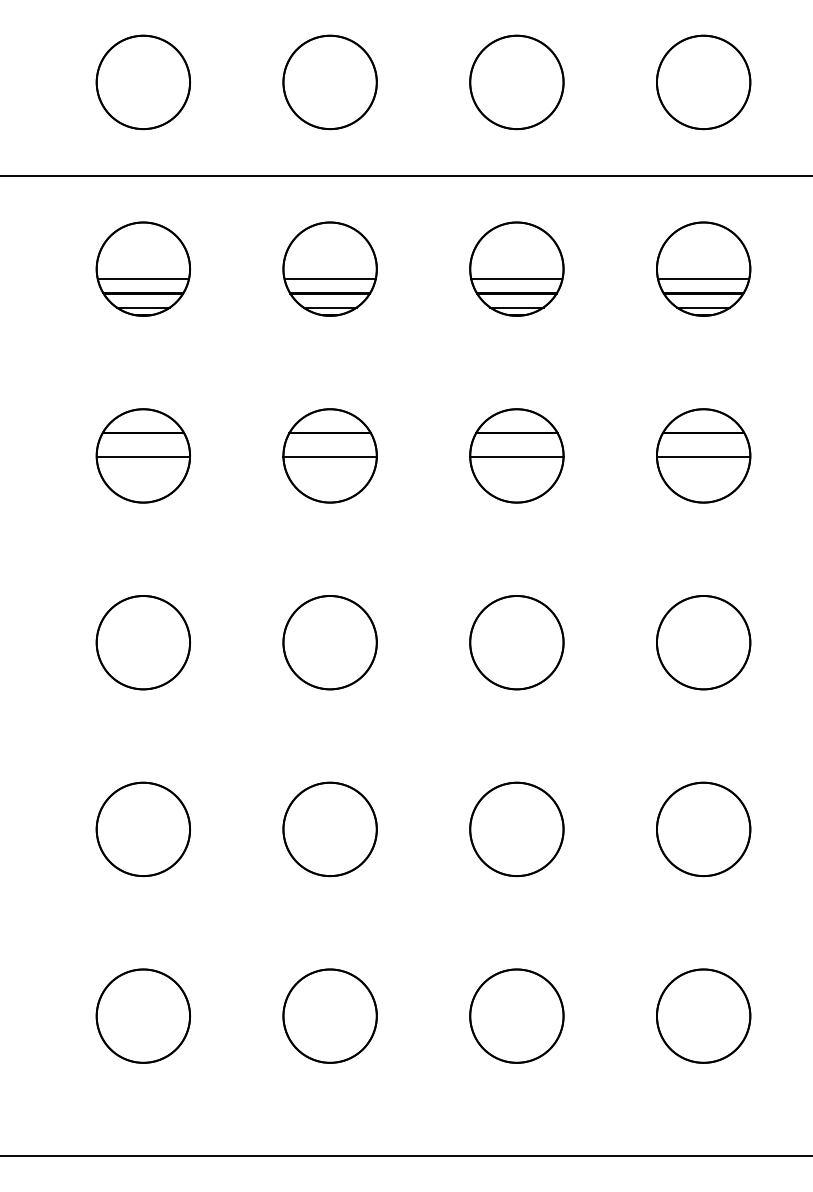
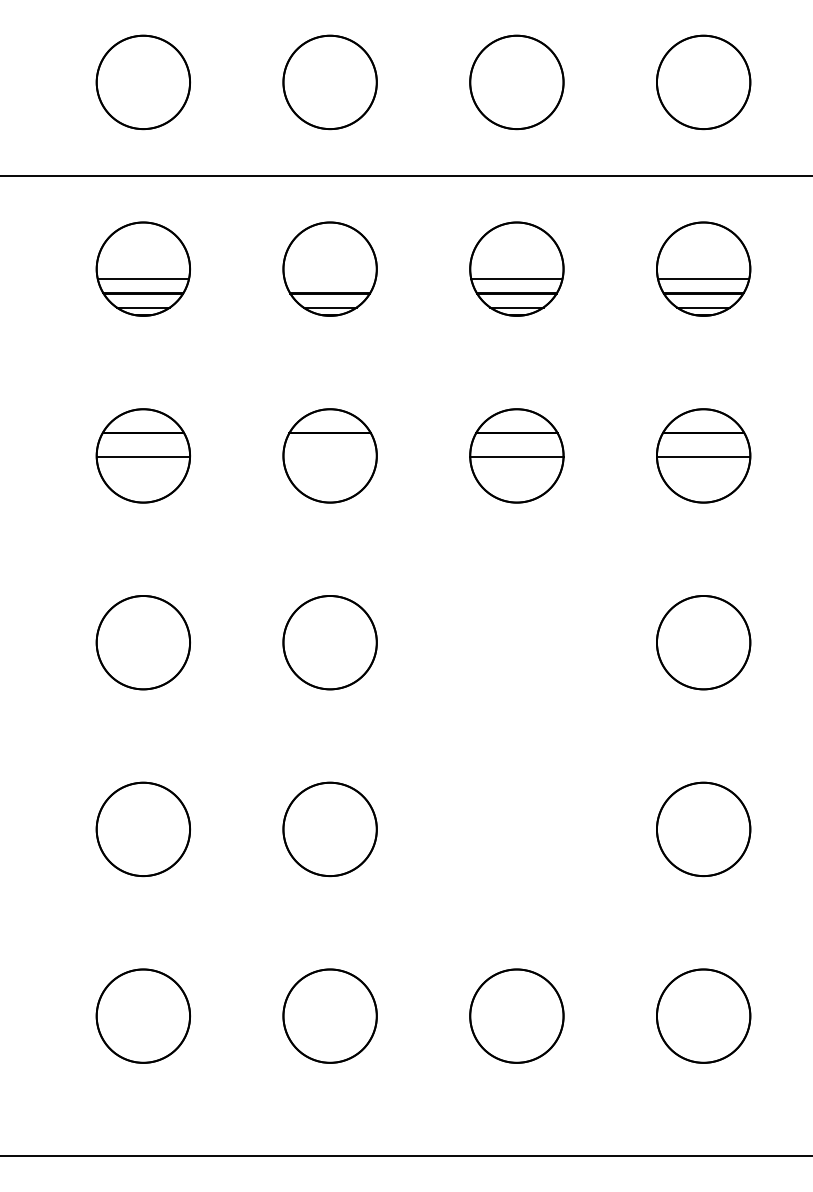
line: present -> none (329, 279)
line: present -> none (329, 456)
circle: present -> none (516, 642)
part: present -> none (516, 829)
